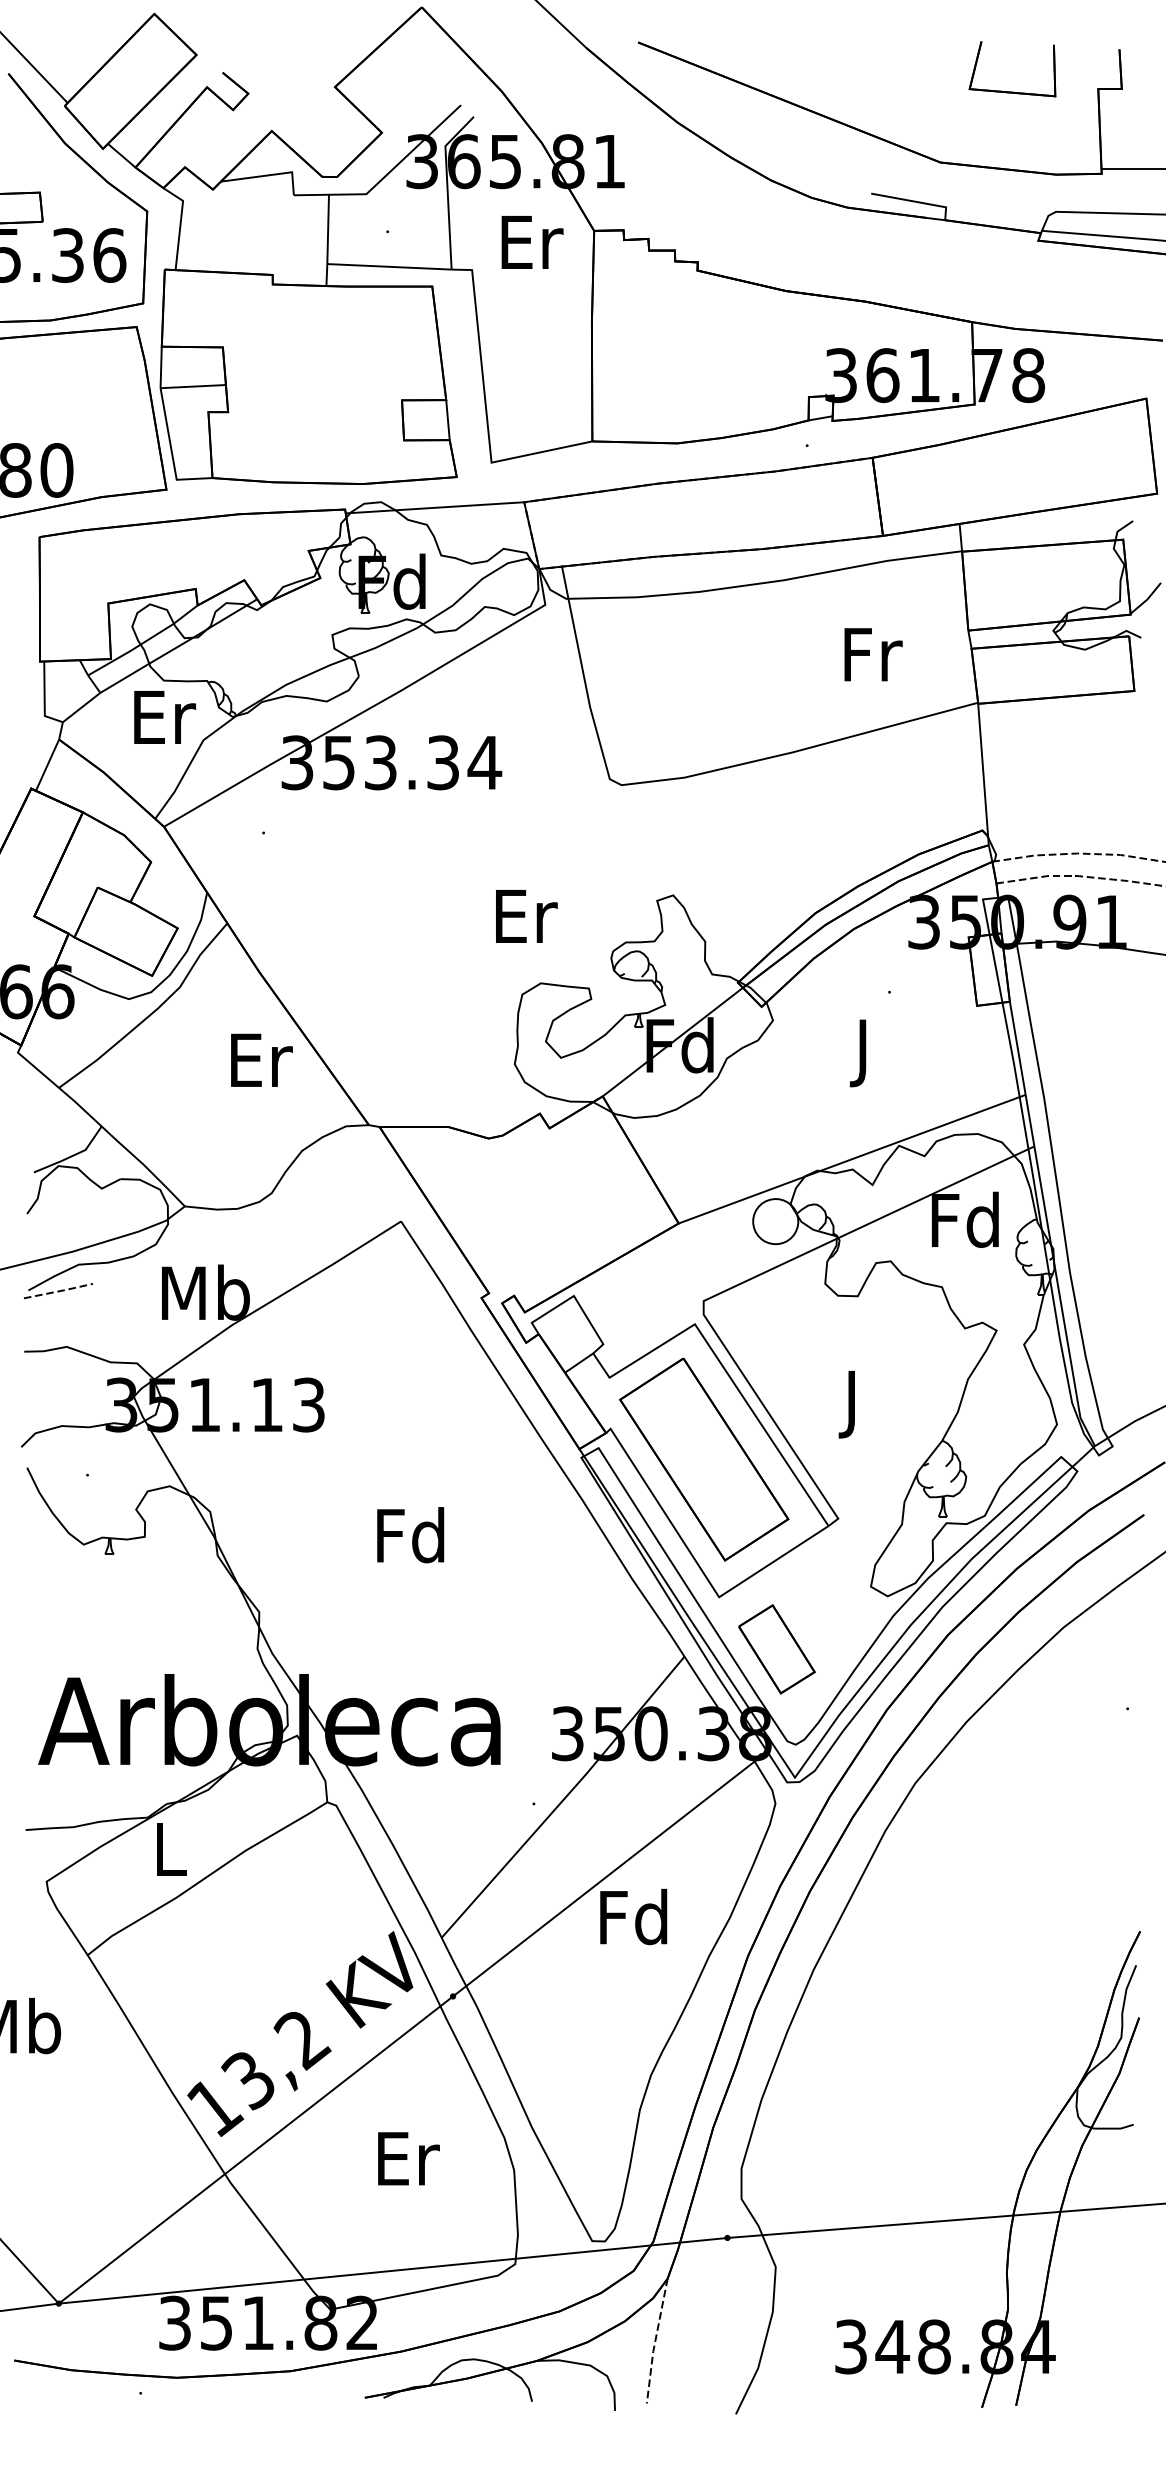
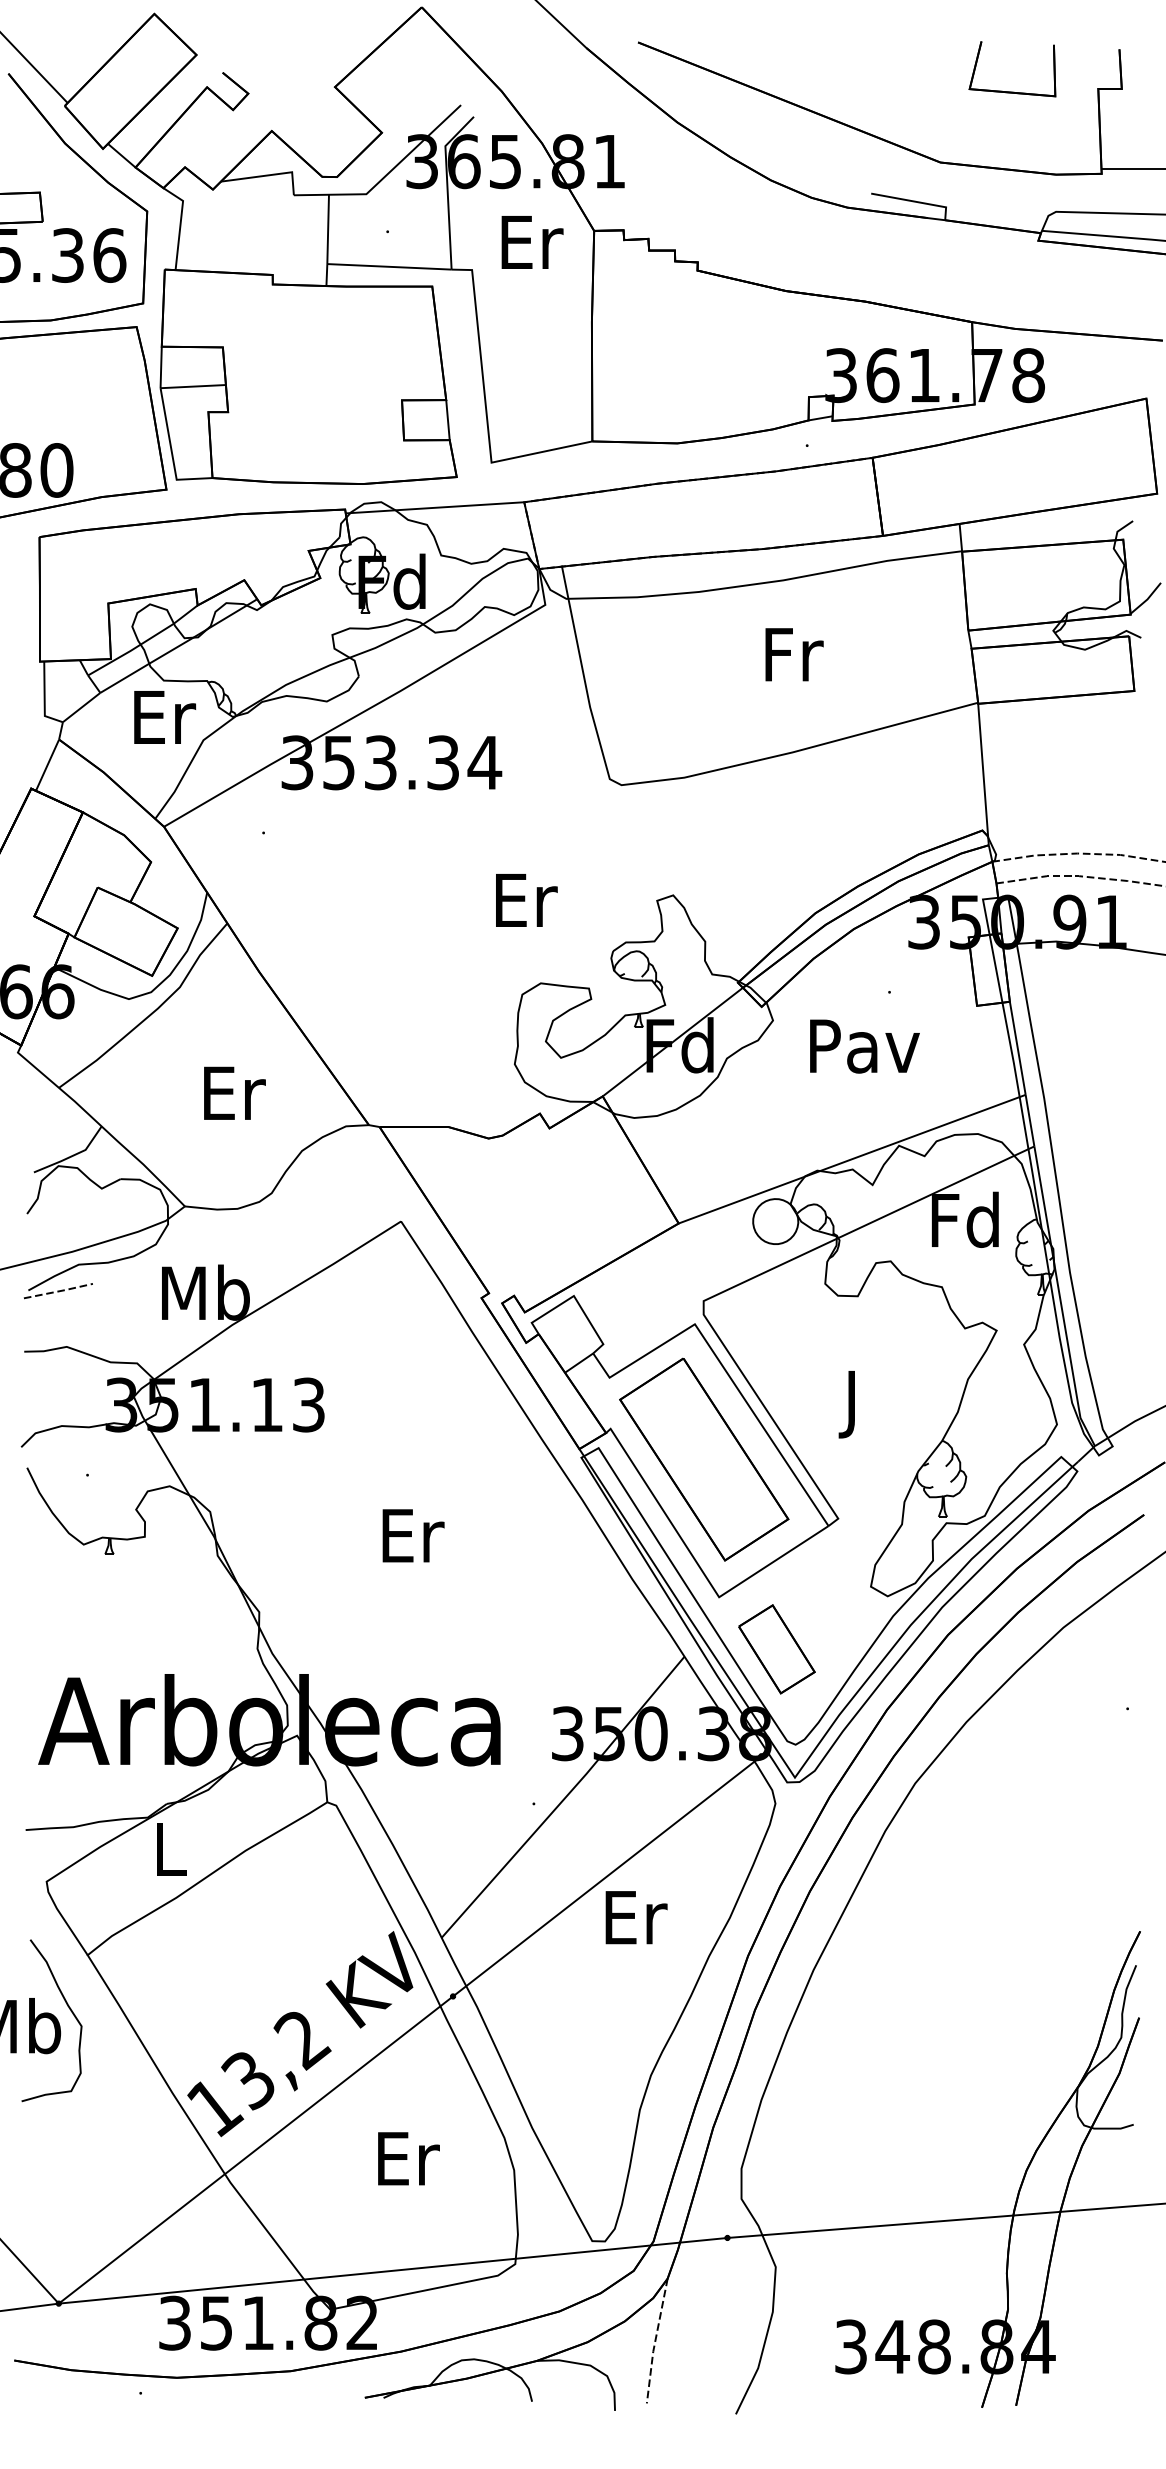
text position: (873, 654) -> (794, 654) (794, 654)
text position: (526, 916) -> (526, 900) (526, 900)
text: J -> Pav (864, 1053)
text position: (261, 1059) -> (234, 1092) (234, 1092)
text: Fd -> Er (410, 1535)
text: Fd -> Er (633, 1916)
curve: none -> present (68, 2008)
